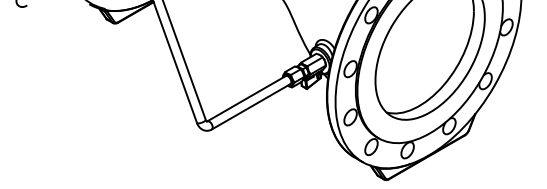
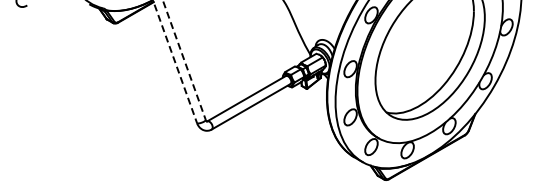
line: solid -> dashed (184, 60)
line: solid -> dashed (175, 62)
